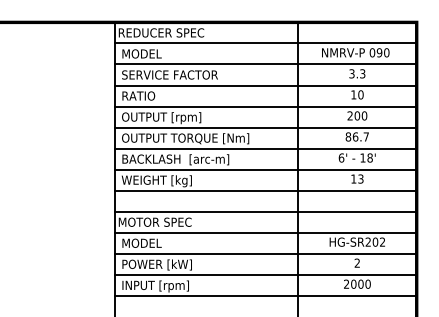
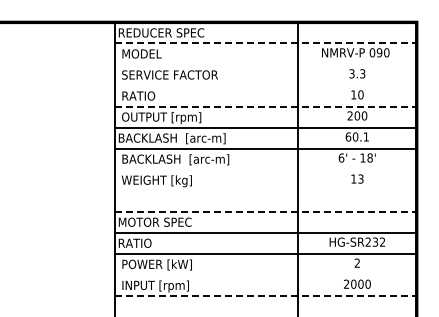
line: solid -> dashed (266, 43)
line: present -> none (265, 64)
line: present -> none (265, 85)
line: solid -> dashed (266, 106)
text: 86.7 -> 60.1 (356, 136)
text: OUTPUT TORQUE [Nm] -> BACKLASH  [arc-m] (183, 138)
line: present -> none (265, 169)
line: present -> none (265, 190)
line: solid -> dashed (266, 211)
text: HG-SR202 -> HG-SR232 (375, 241)
text: MODEL -> RATIO (139, 242)
line: present -> none (265, 274)
line: solid -> dashed (266, 295)
